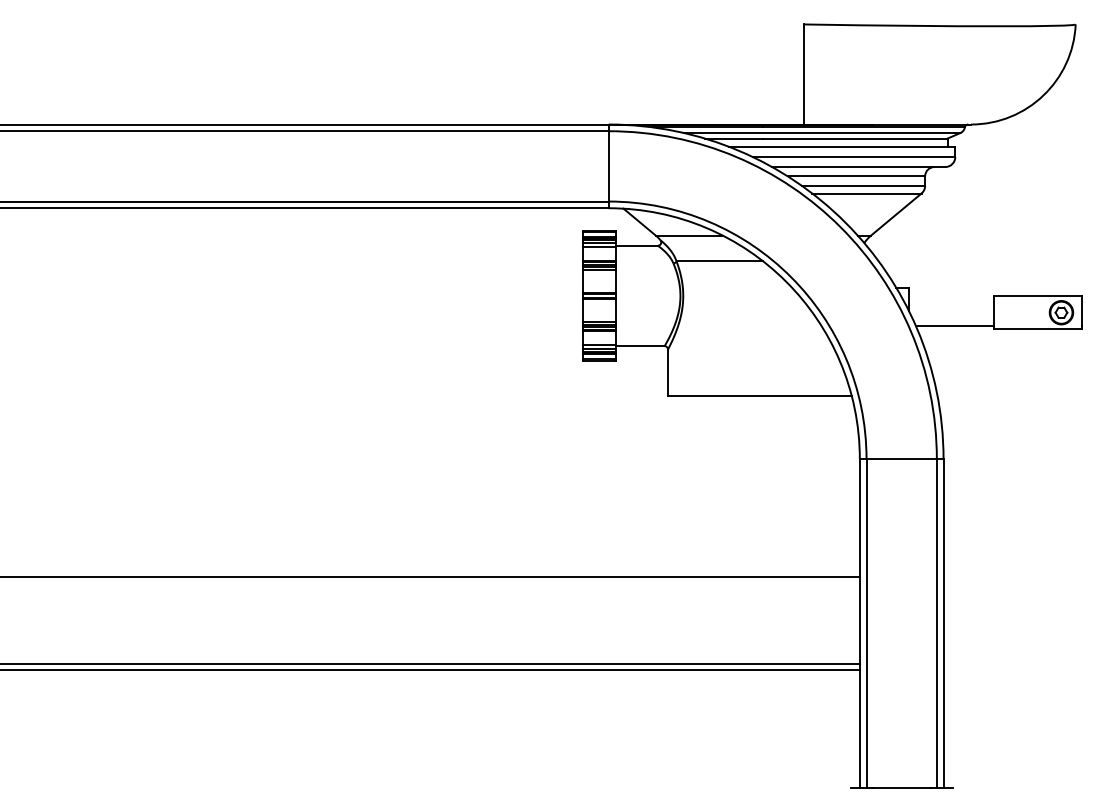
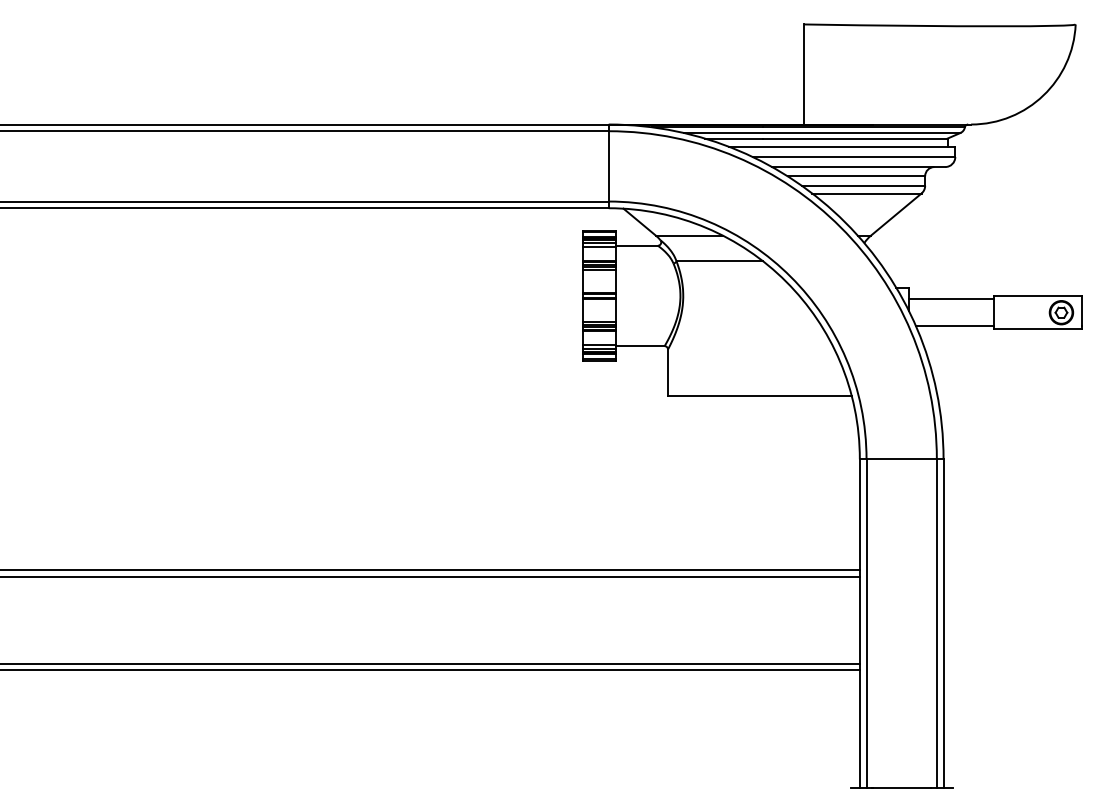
line: none -> present (951, 299)
line: none -> present (430, 569)
